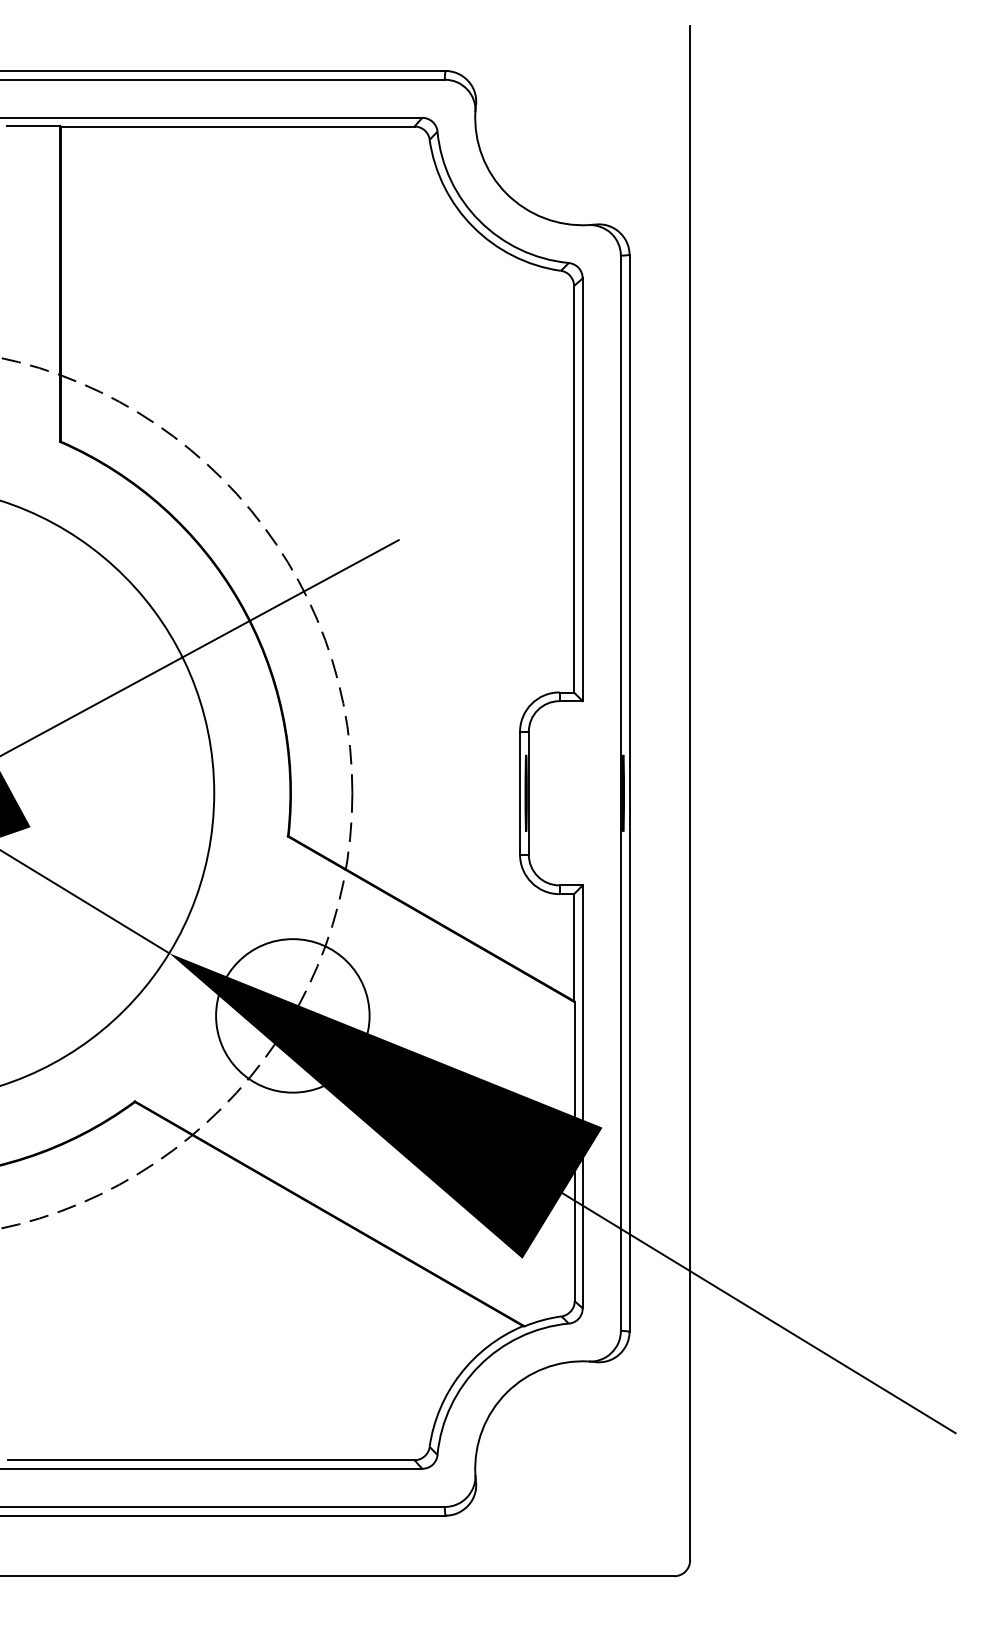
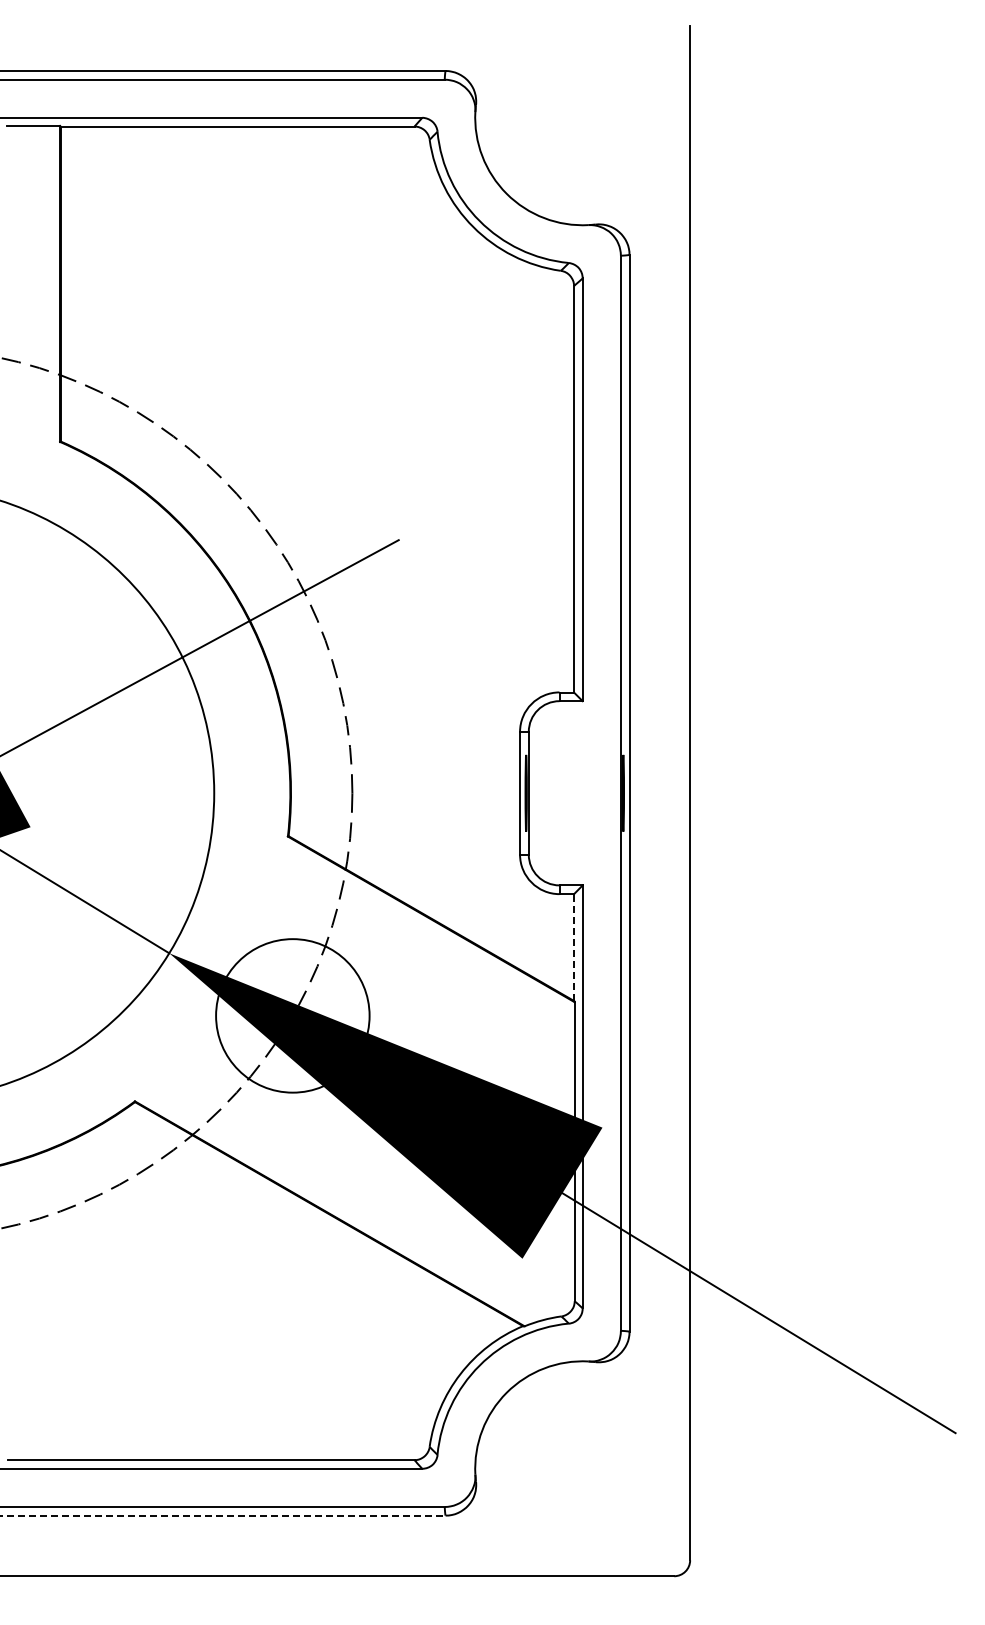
line: solid -> dashed (574, 947)
line: solid -> dashed (223, 1515)
